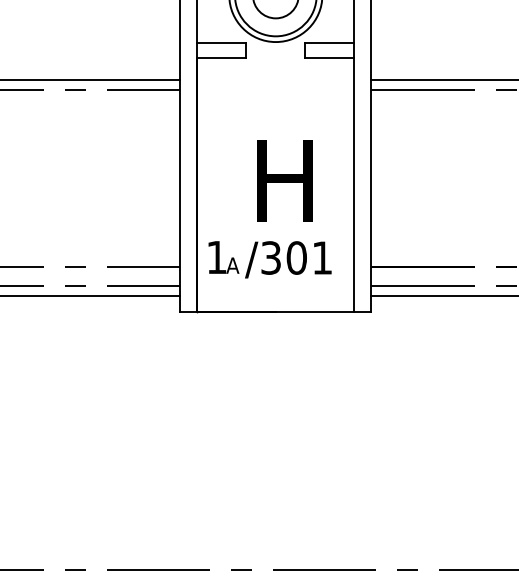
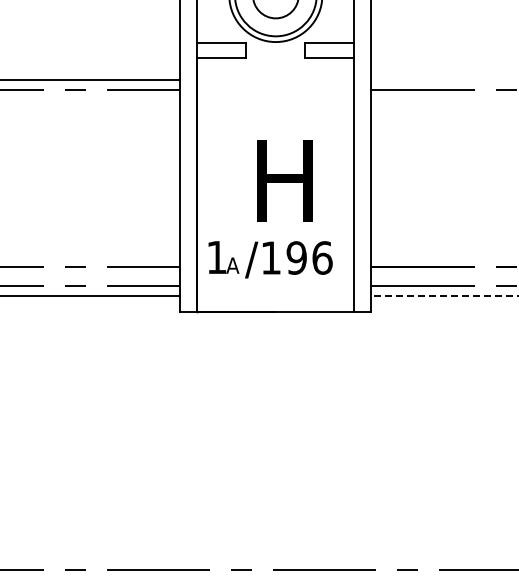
line: present -> none (443, 80)
text: /301 -> /196 (296, 257)
line: solid -> dashed (444, 296)
